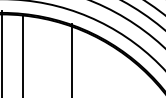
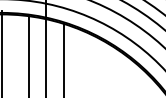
line: none -> present (46, 48)
line position: (22, 55) -> (28, 55) (28, 55)
line position: (72, 59) -> (64, 59) (64, 59)
